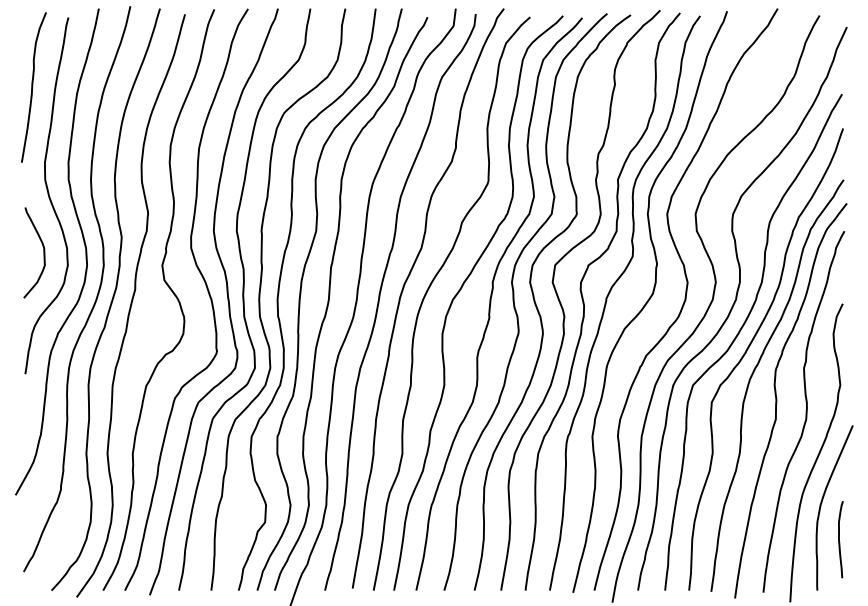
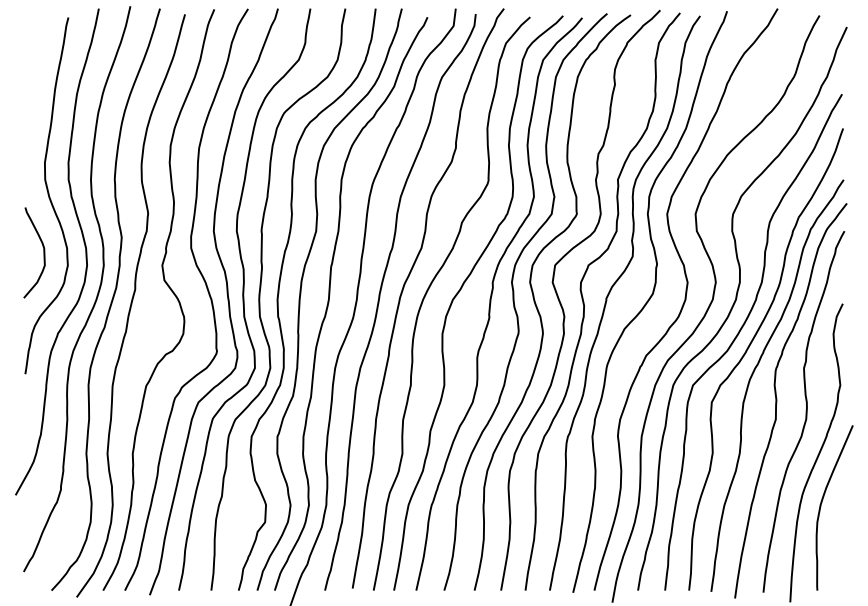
curve: present -> none (33, 87)
curve: present -> none (839, 539)
